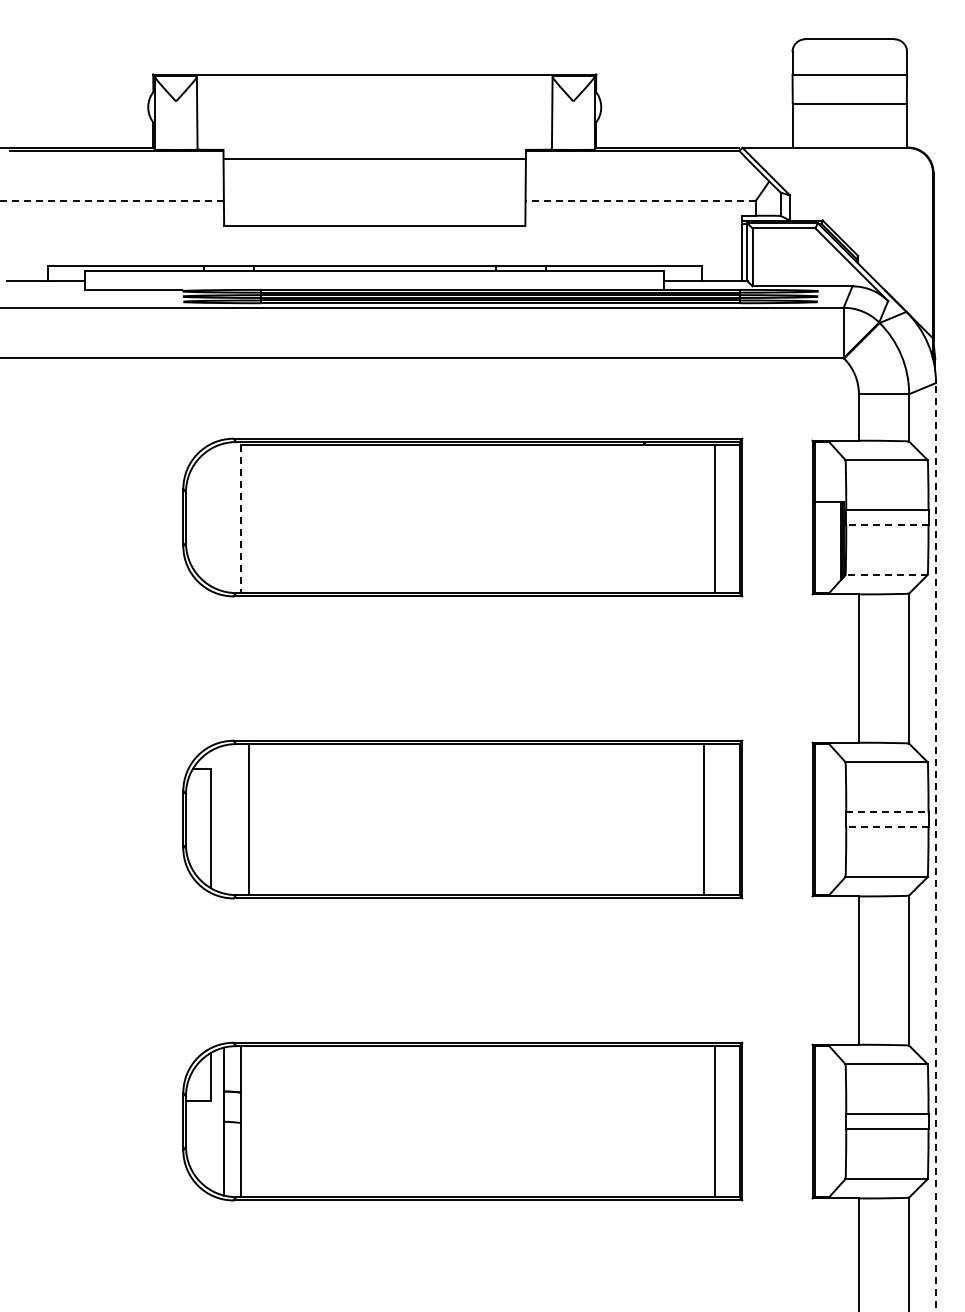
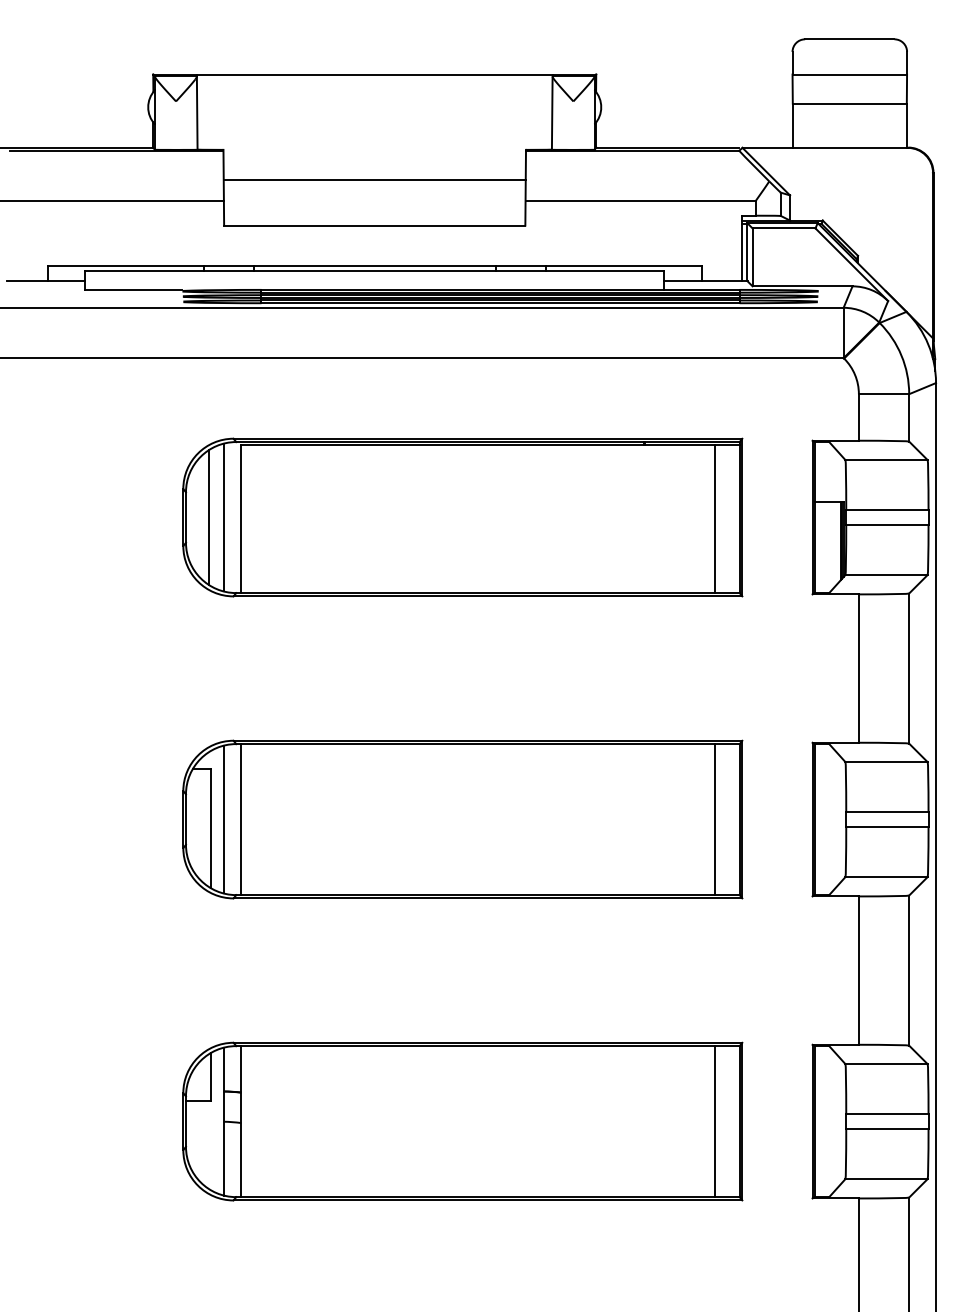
line position: (374, 159) -> (374, 180) (374, 180)
line: dashed -> solid (112, 201)
line: dashed -> solid (640, 201)
line: none -> present (208, 517)
line: none -> present (223, 517)
line: dashed -> solid (241, 519)
line: dashed -> solid (886, 524)
line: dashed -> solid (886, 575)
line: dashed -> solid (887, 812)
line: none -> present (223, 819)
line position: (249, 819) -> (241, 819) (241, 819)
line position: (703, 819) -> (714, 819) (714, 819)
line: dashed -> solid (886, 826)
line: dashed -> solid (936, 846)
